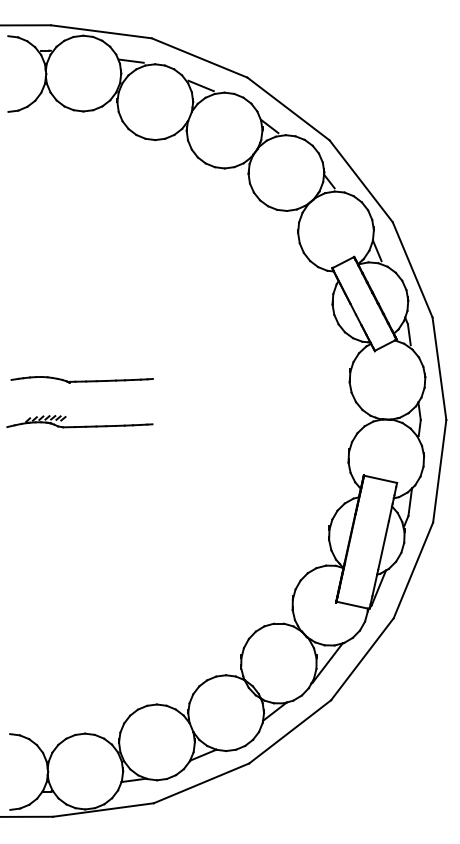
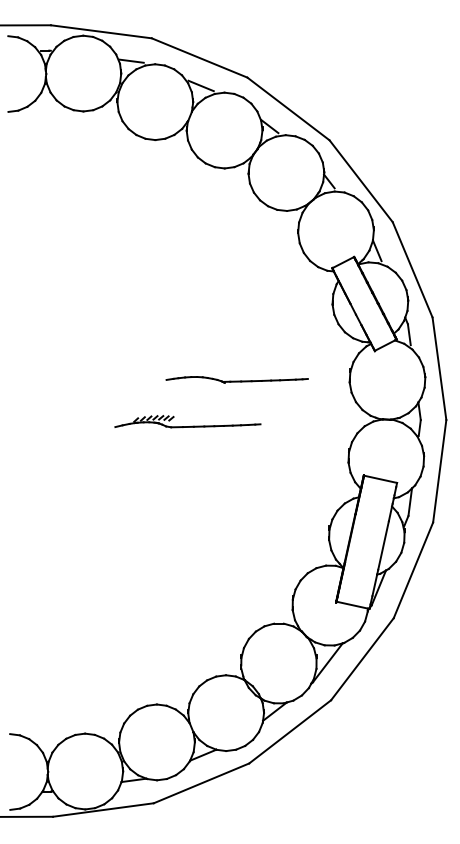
part position: (81, 379) -> (236, 379) (236, 379)
part position: (79, 421) -> (187, 421) (187, 421)
